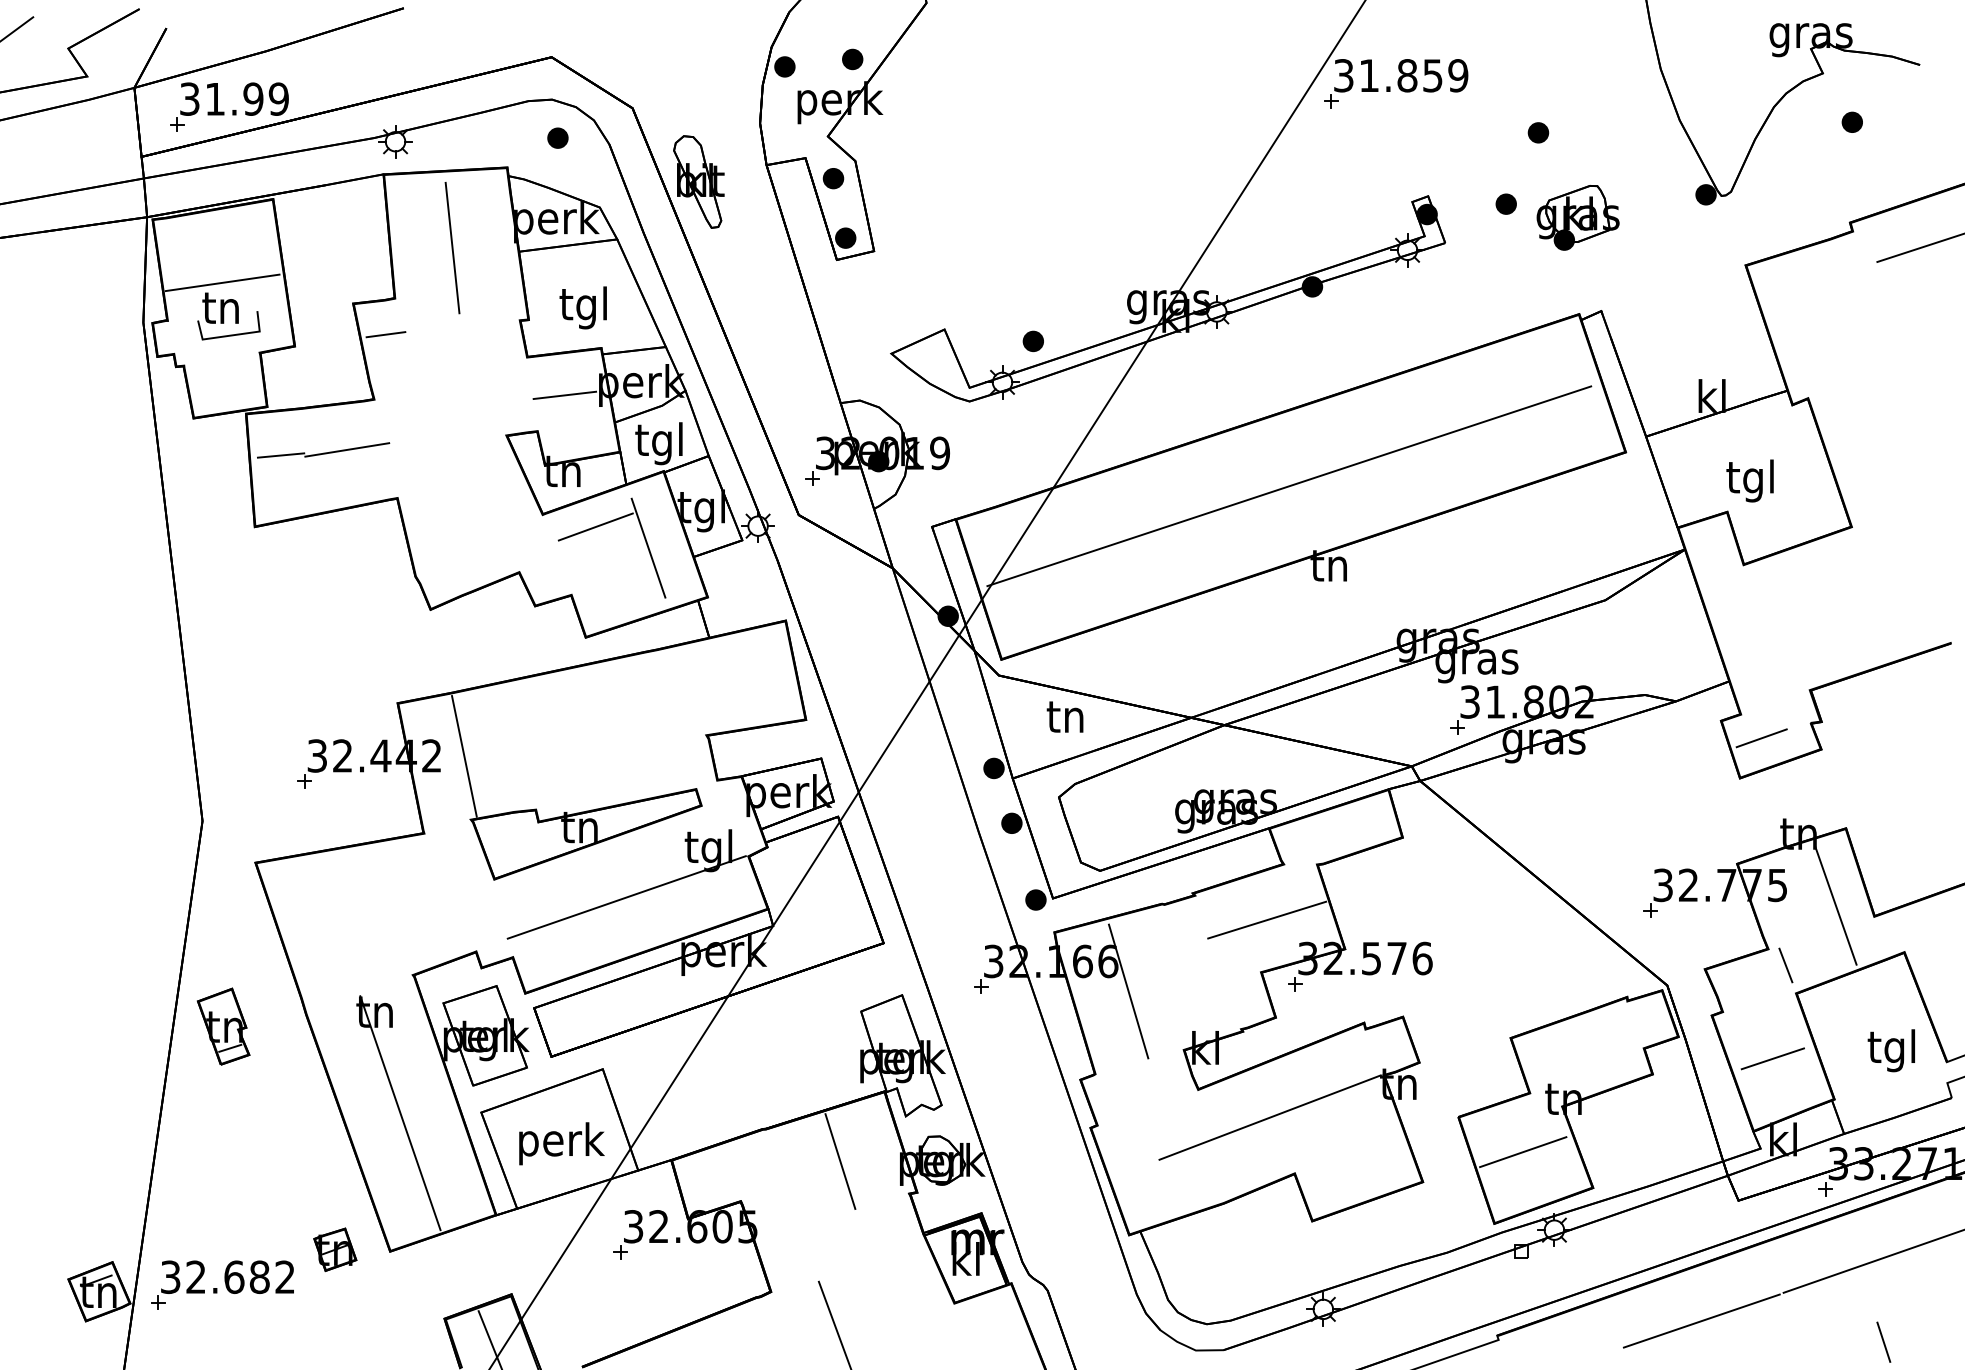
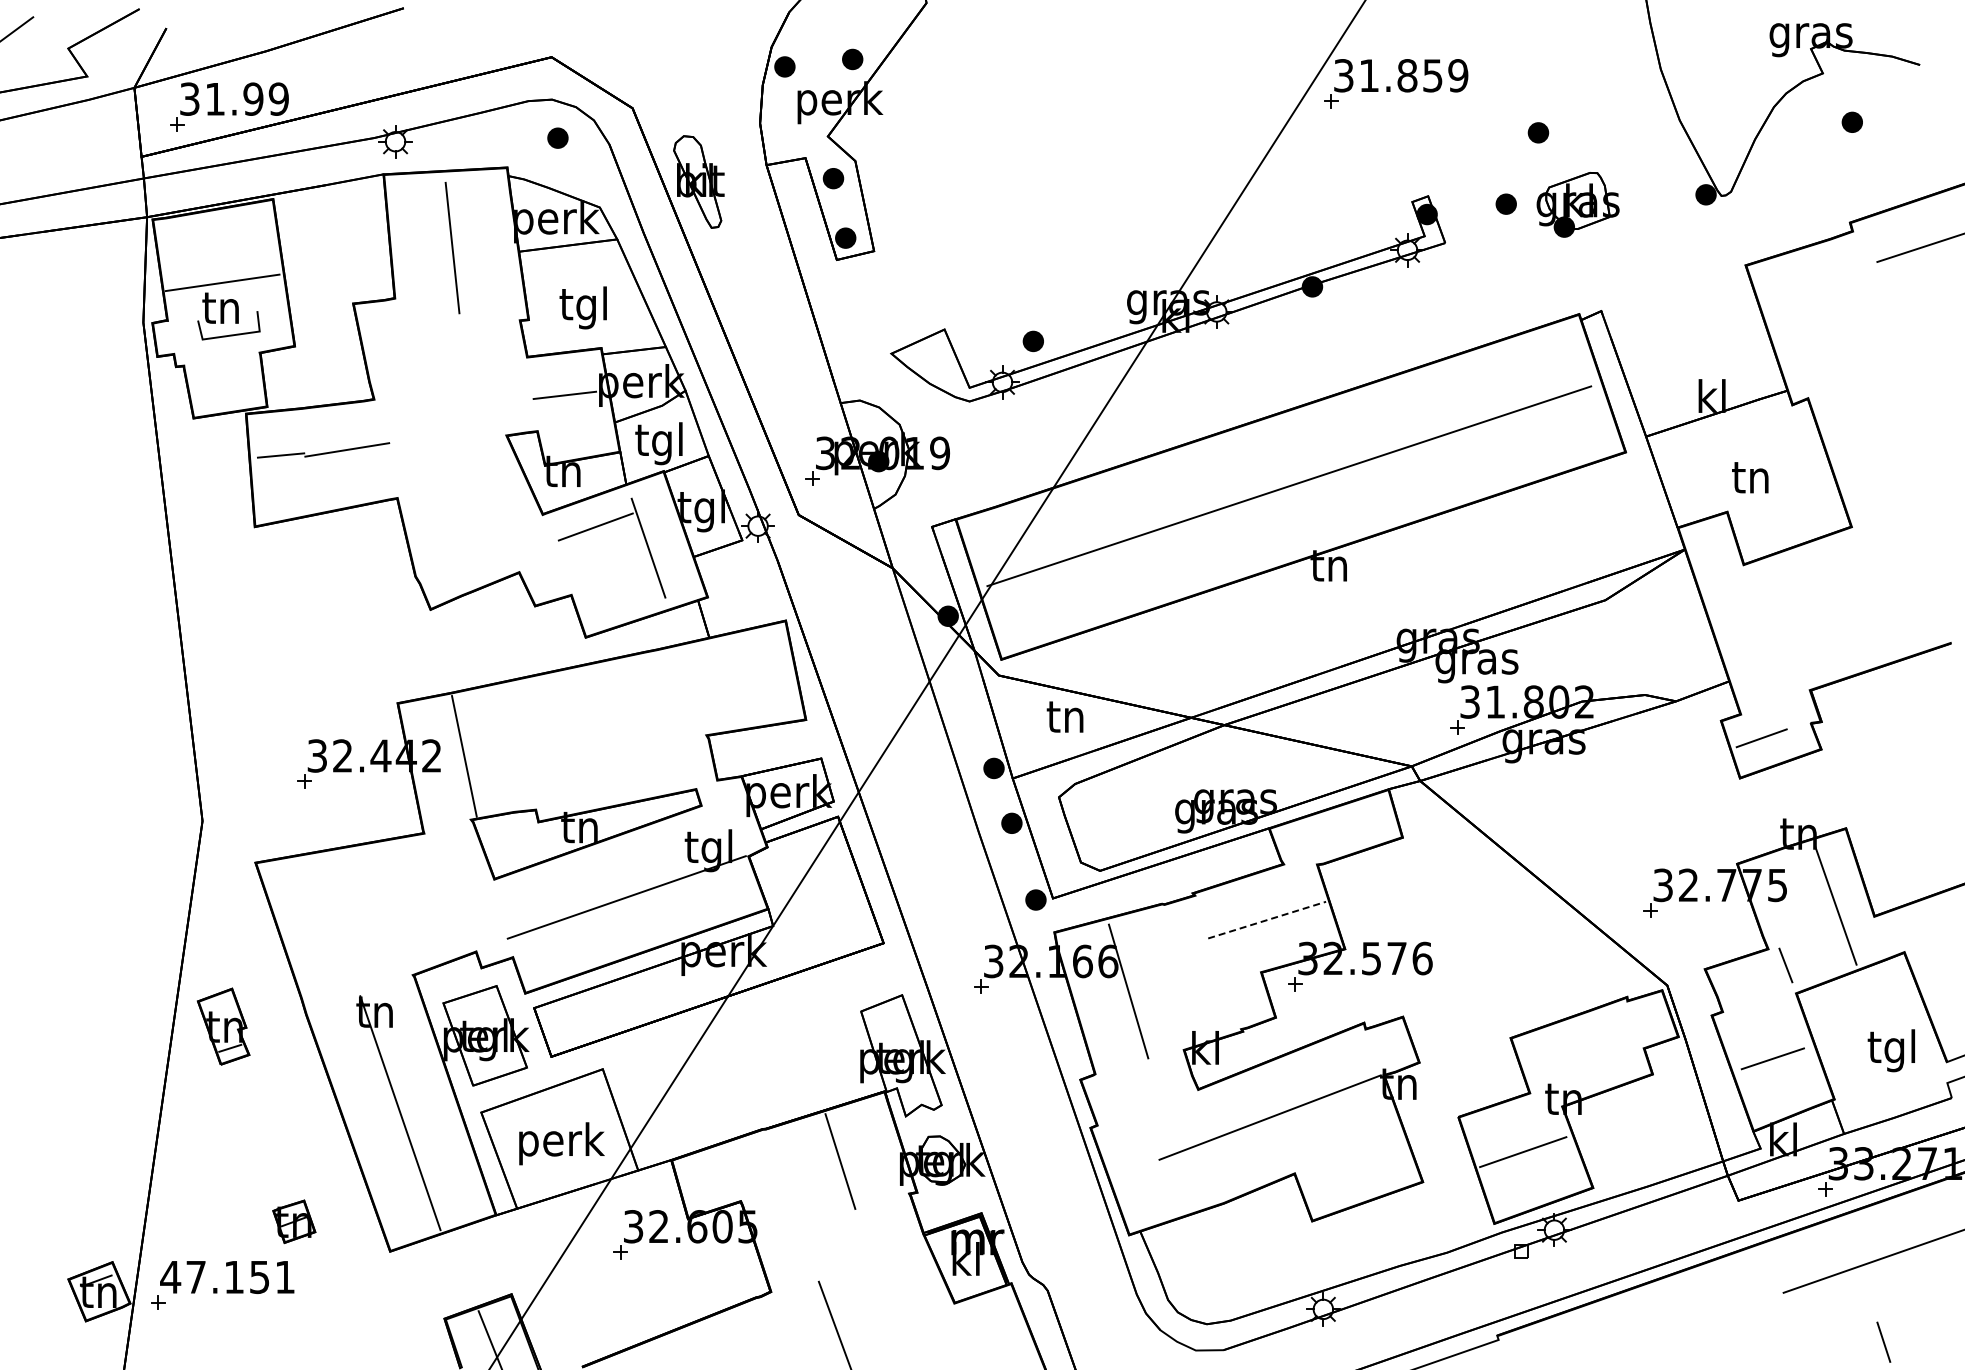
part position: (1577, 217) -> (1577, 204) (1577, 204)
line: present -> none (385, 334)
text: tgl -> tn (1749, 480)
line: solid -> dashed (1267, 920)
part position: (335, 1249) -> (294, 1221) (294, 1221)
text: 32.682 -> 47.151 (227, 1277)
line: present -> none (1701, 1320)
